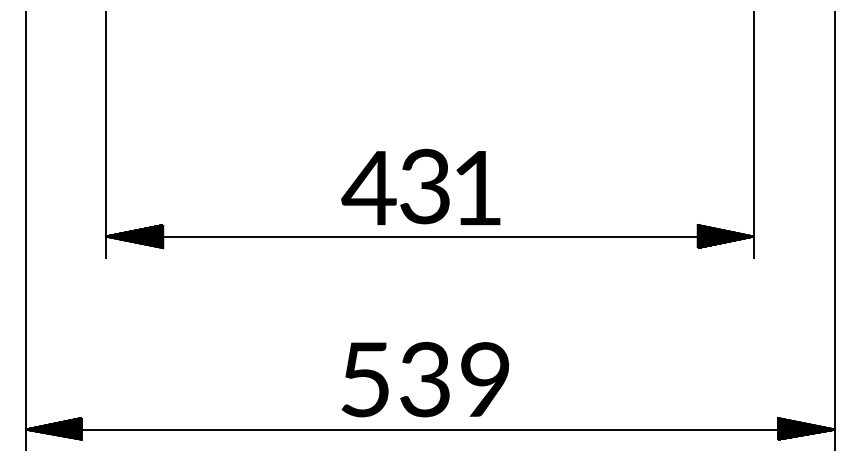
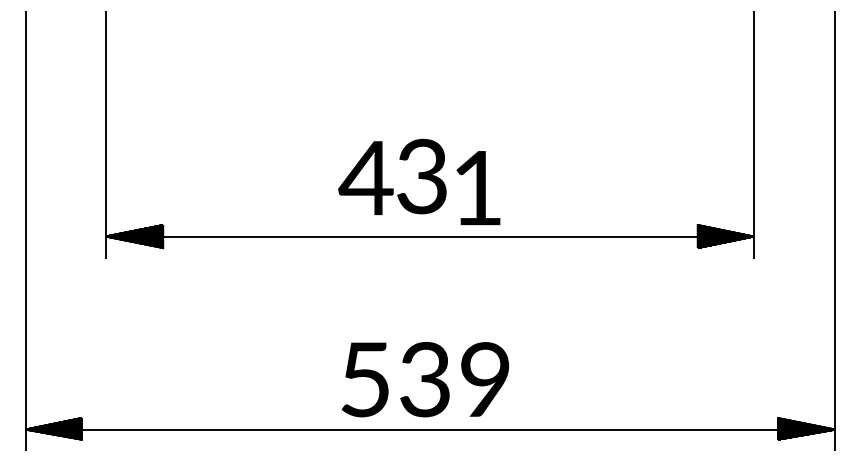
text position: (395, 186) -> (392, 176) (392, 176)
